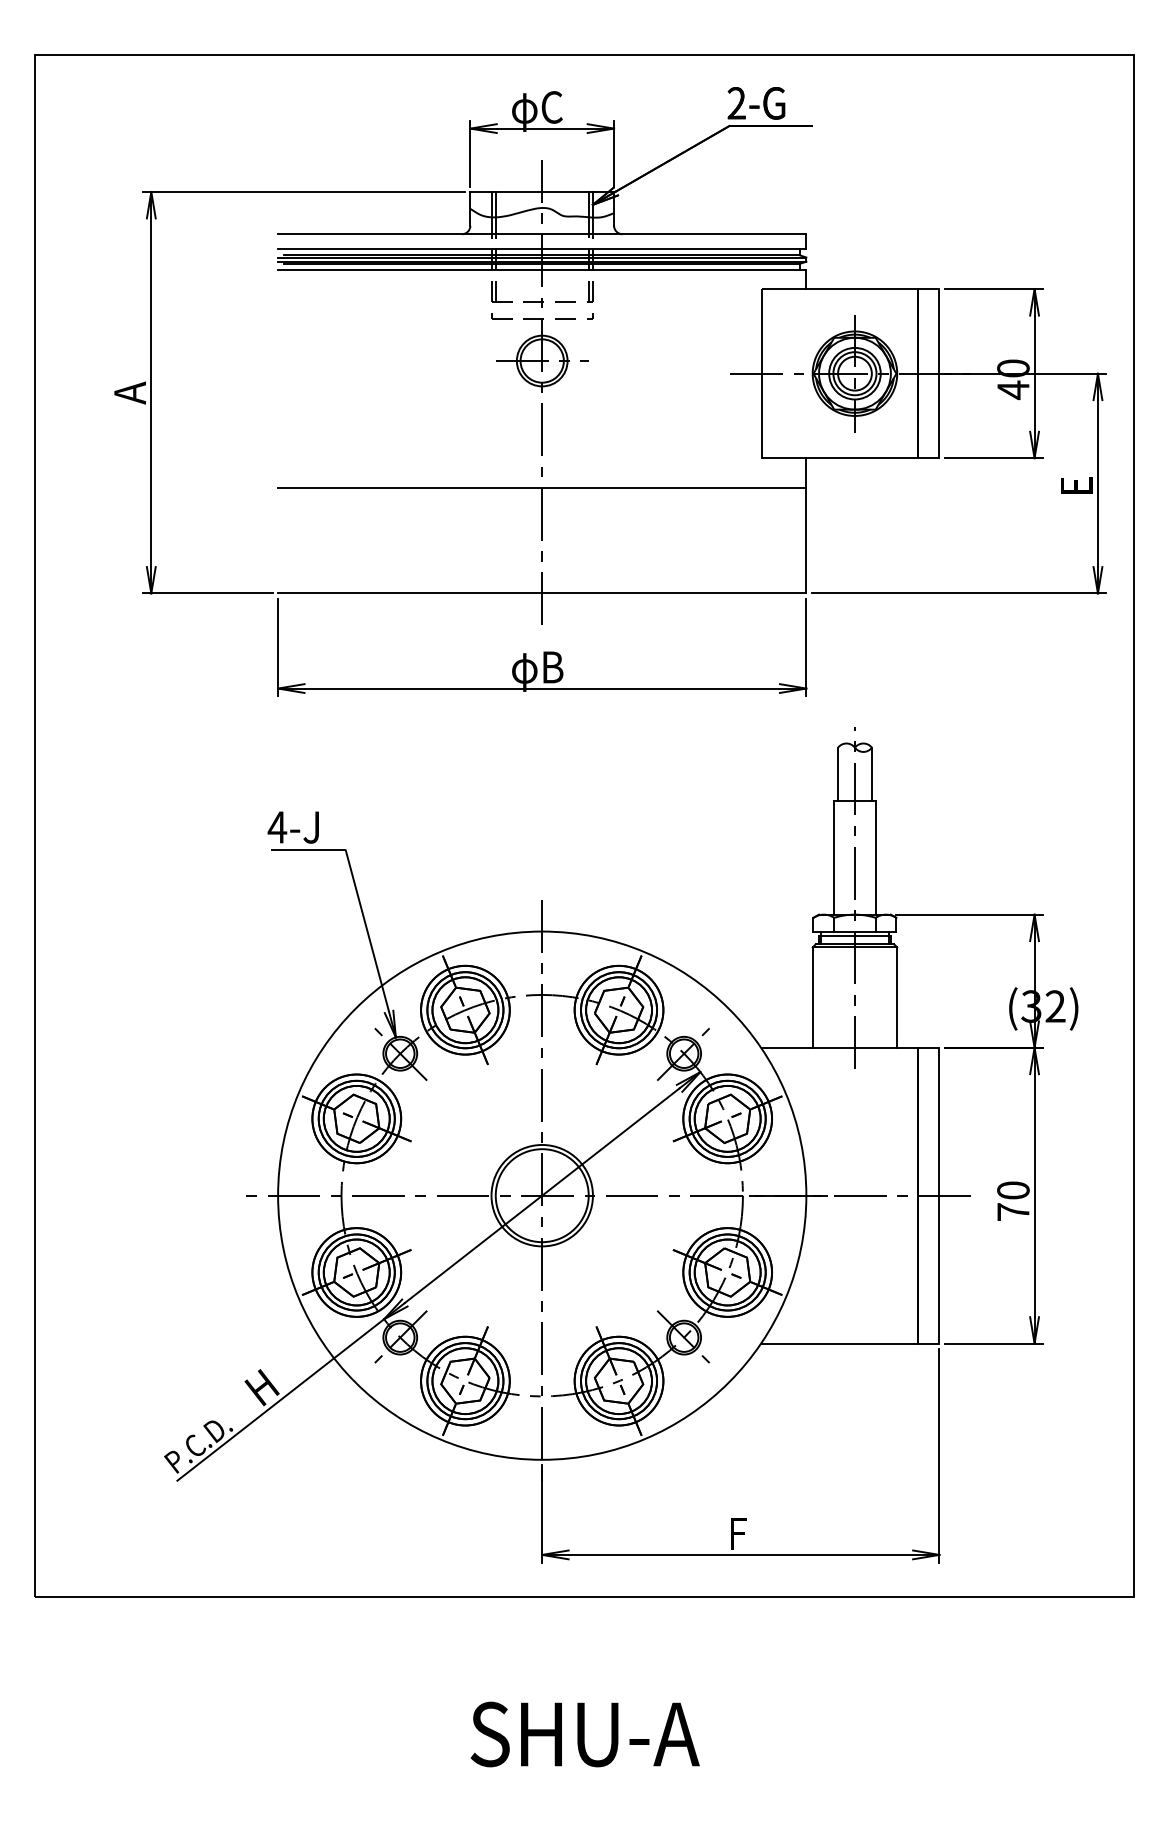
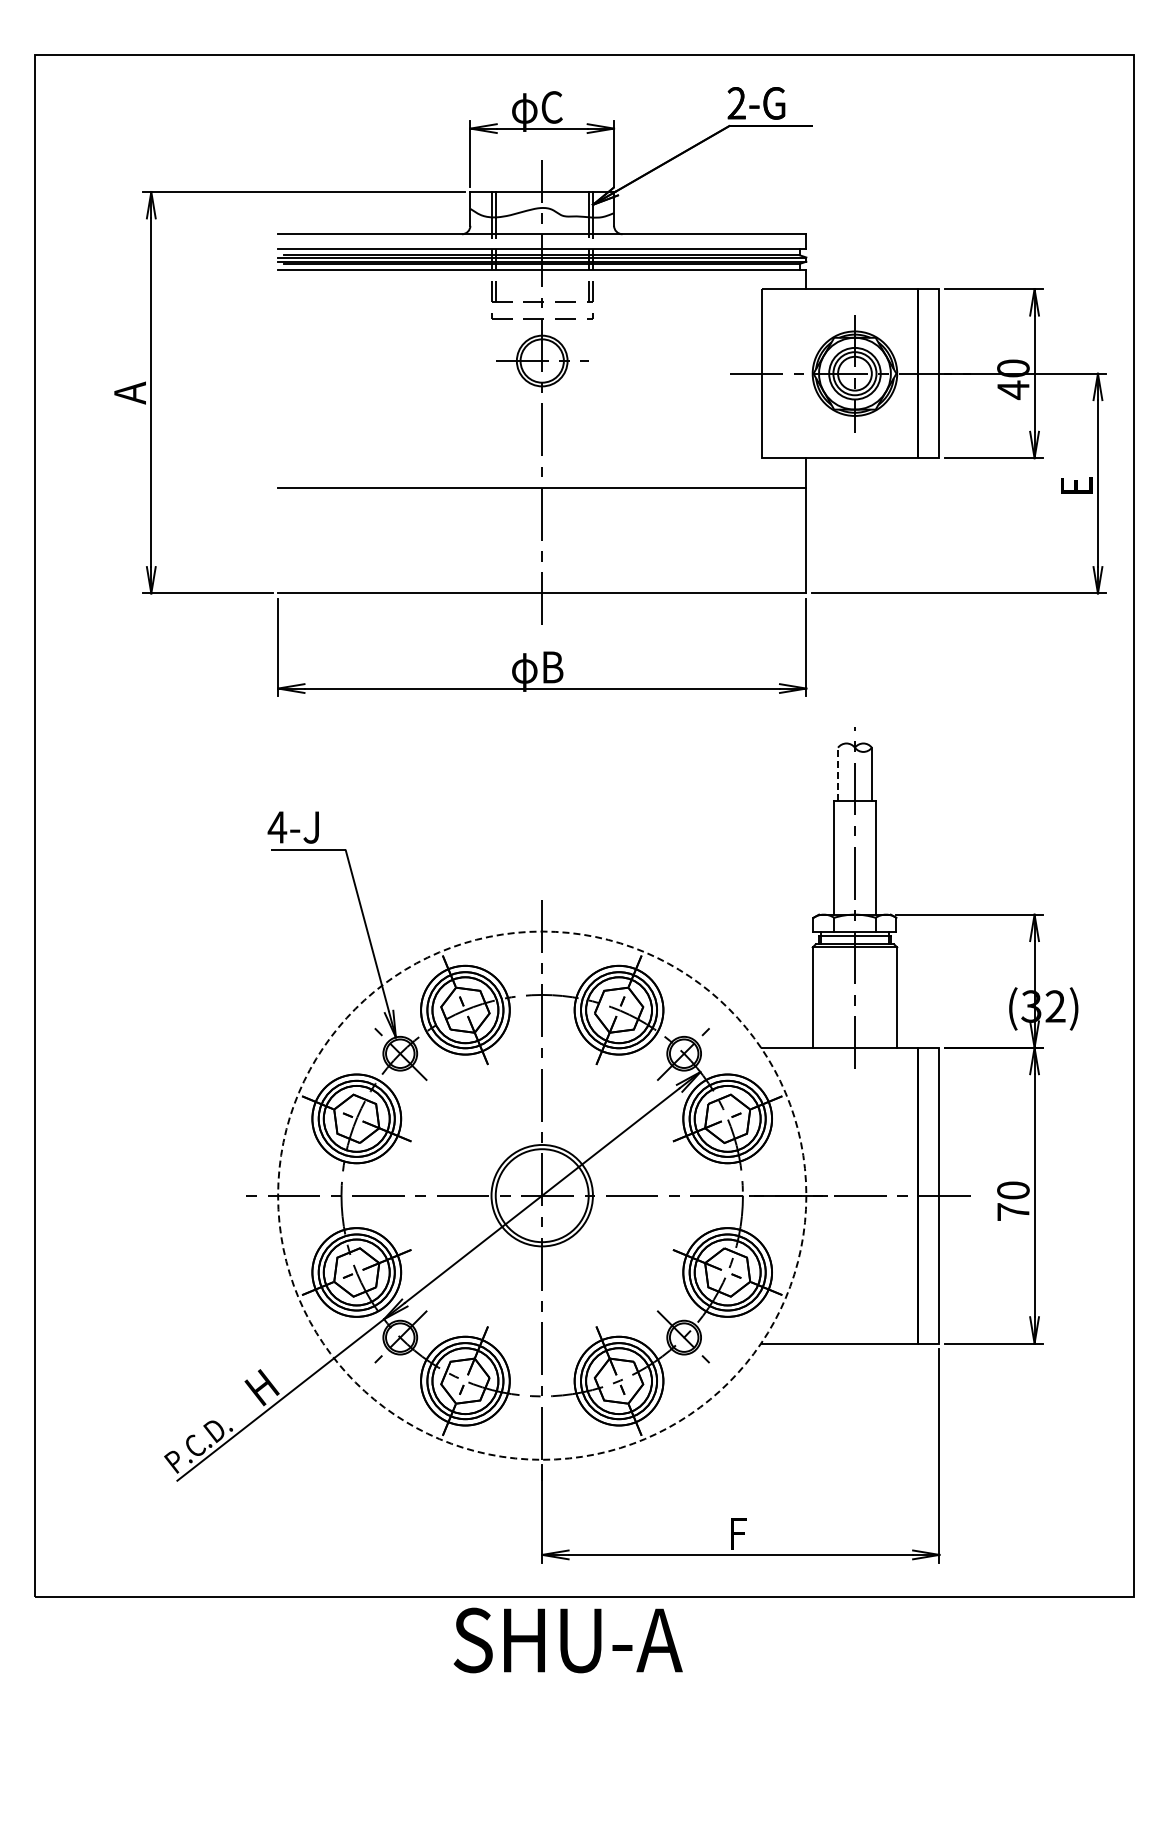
line: solid -> dashed (838, 773)
circle: solid -> dashed (542, 1195)
text position: (584, 1734) -> (567, 1640) (567, 1640)
